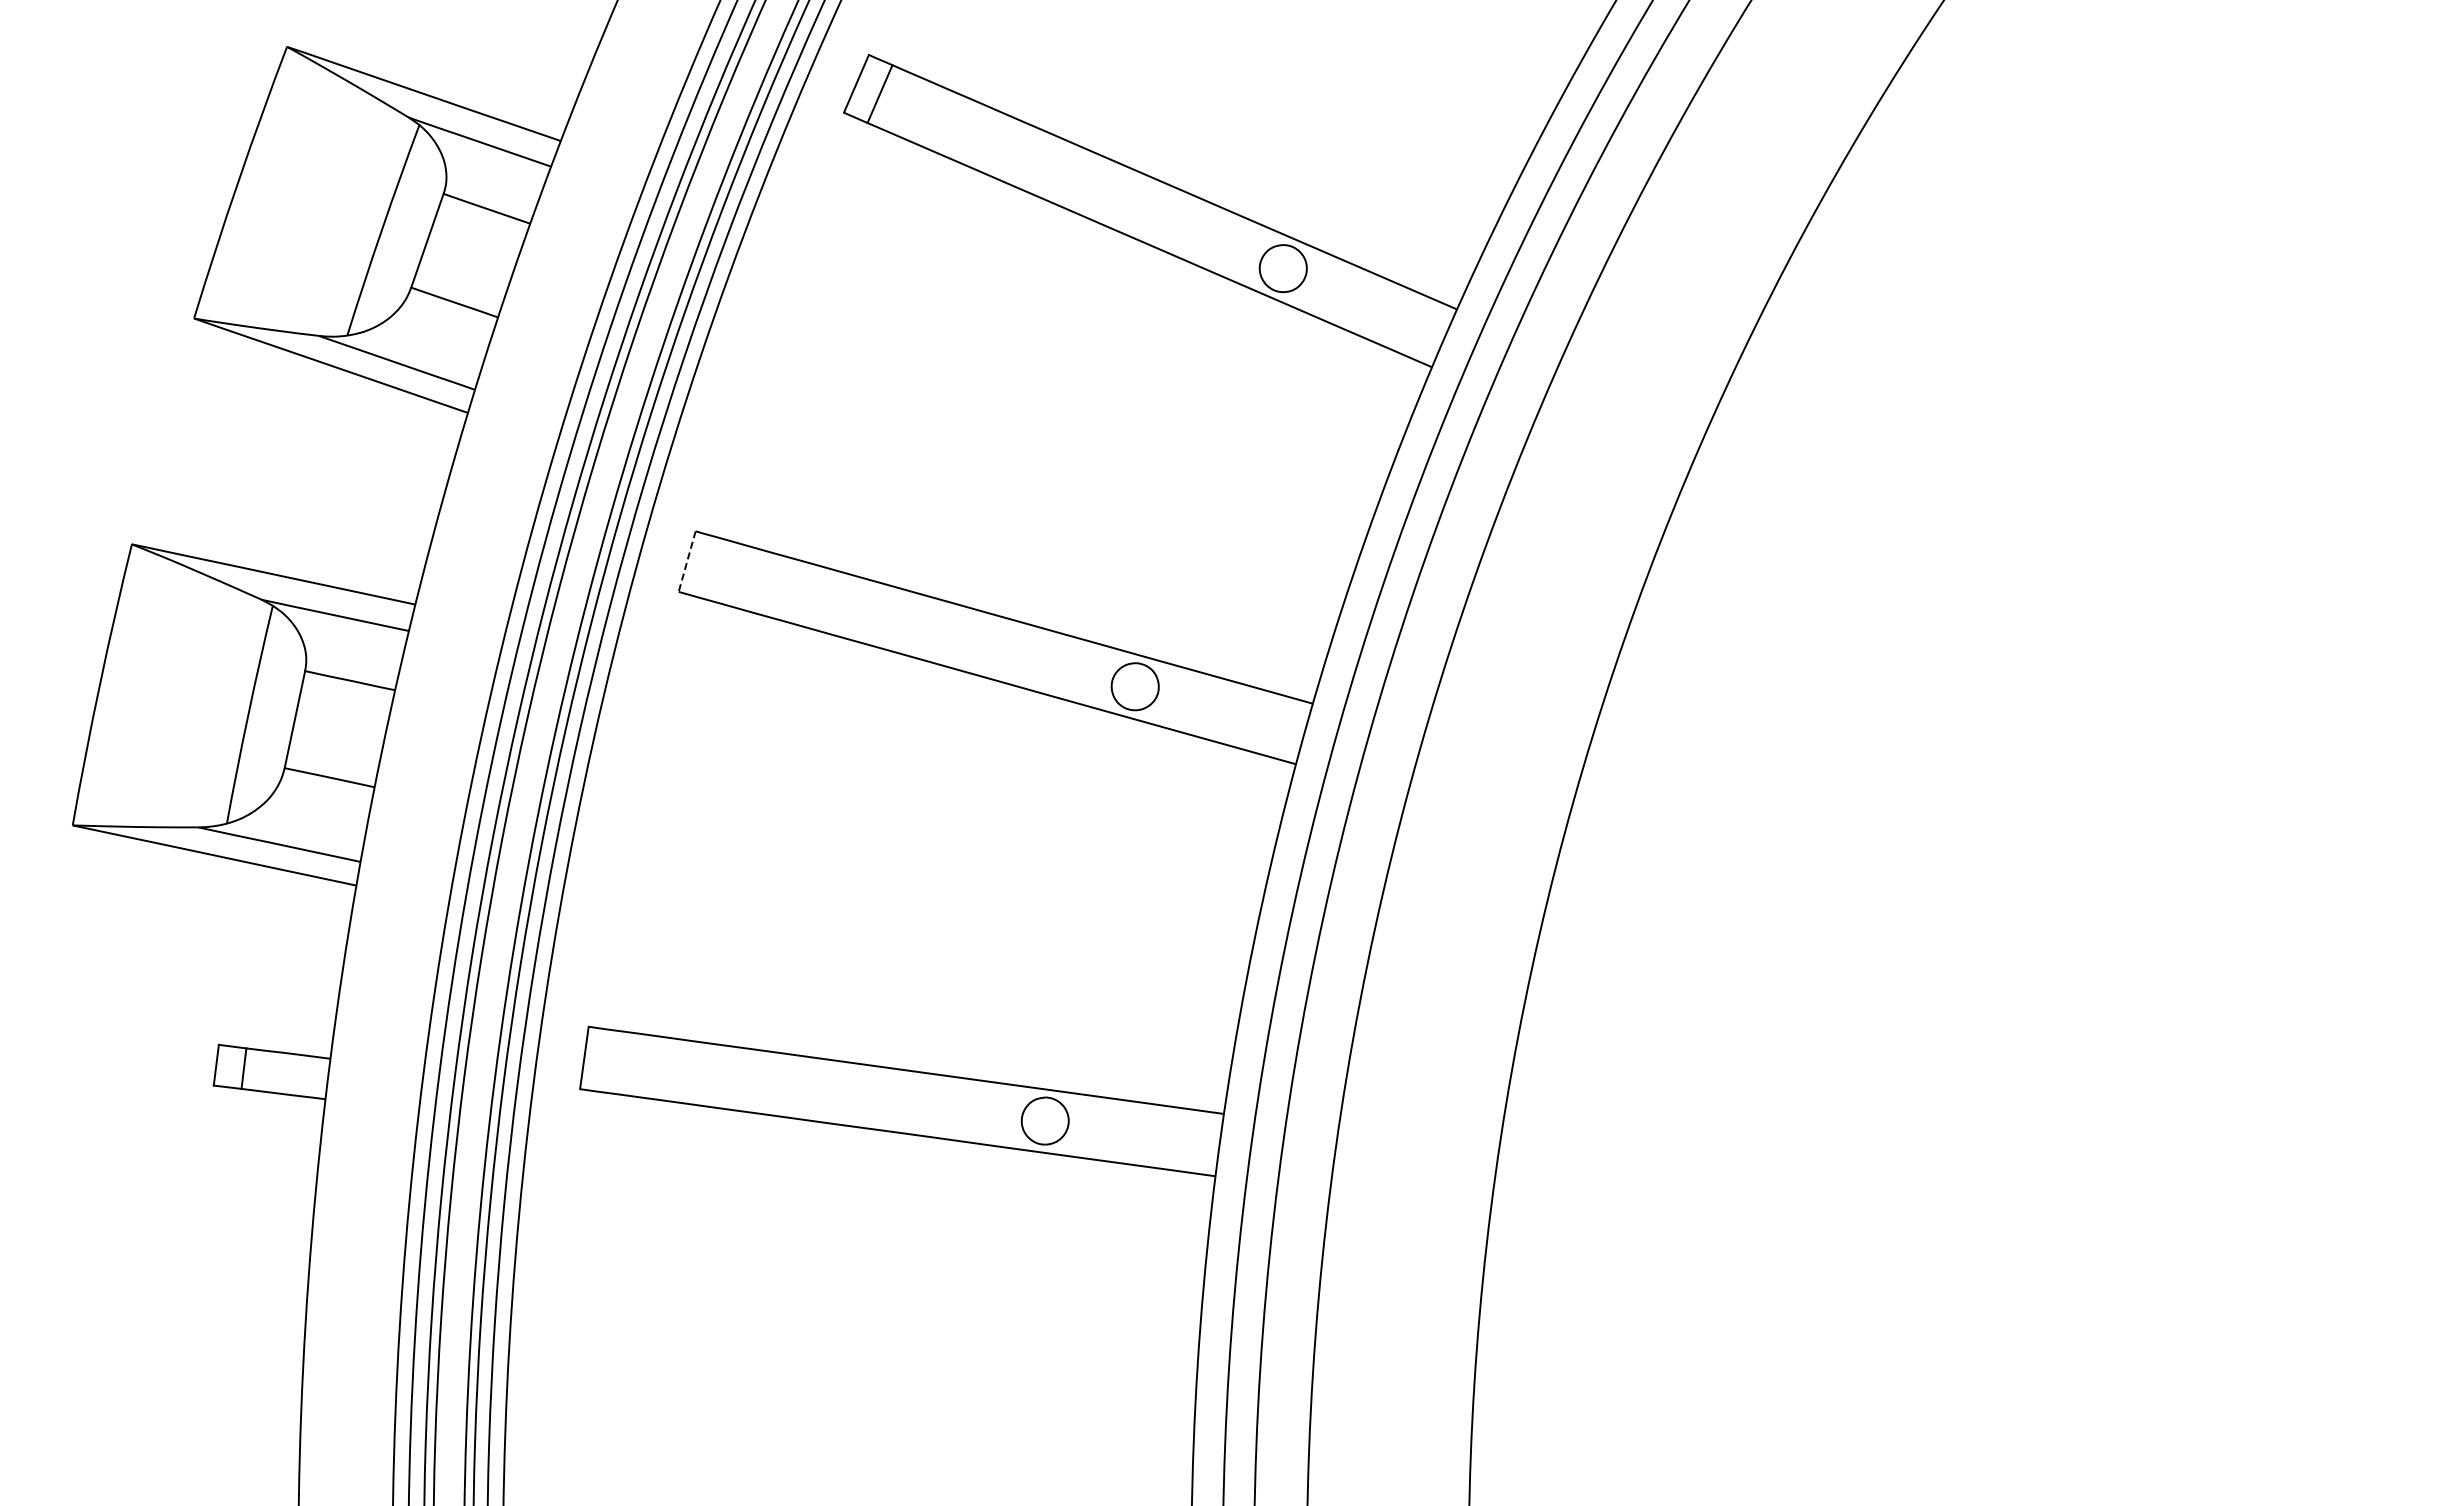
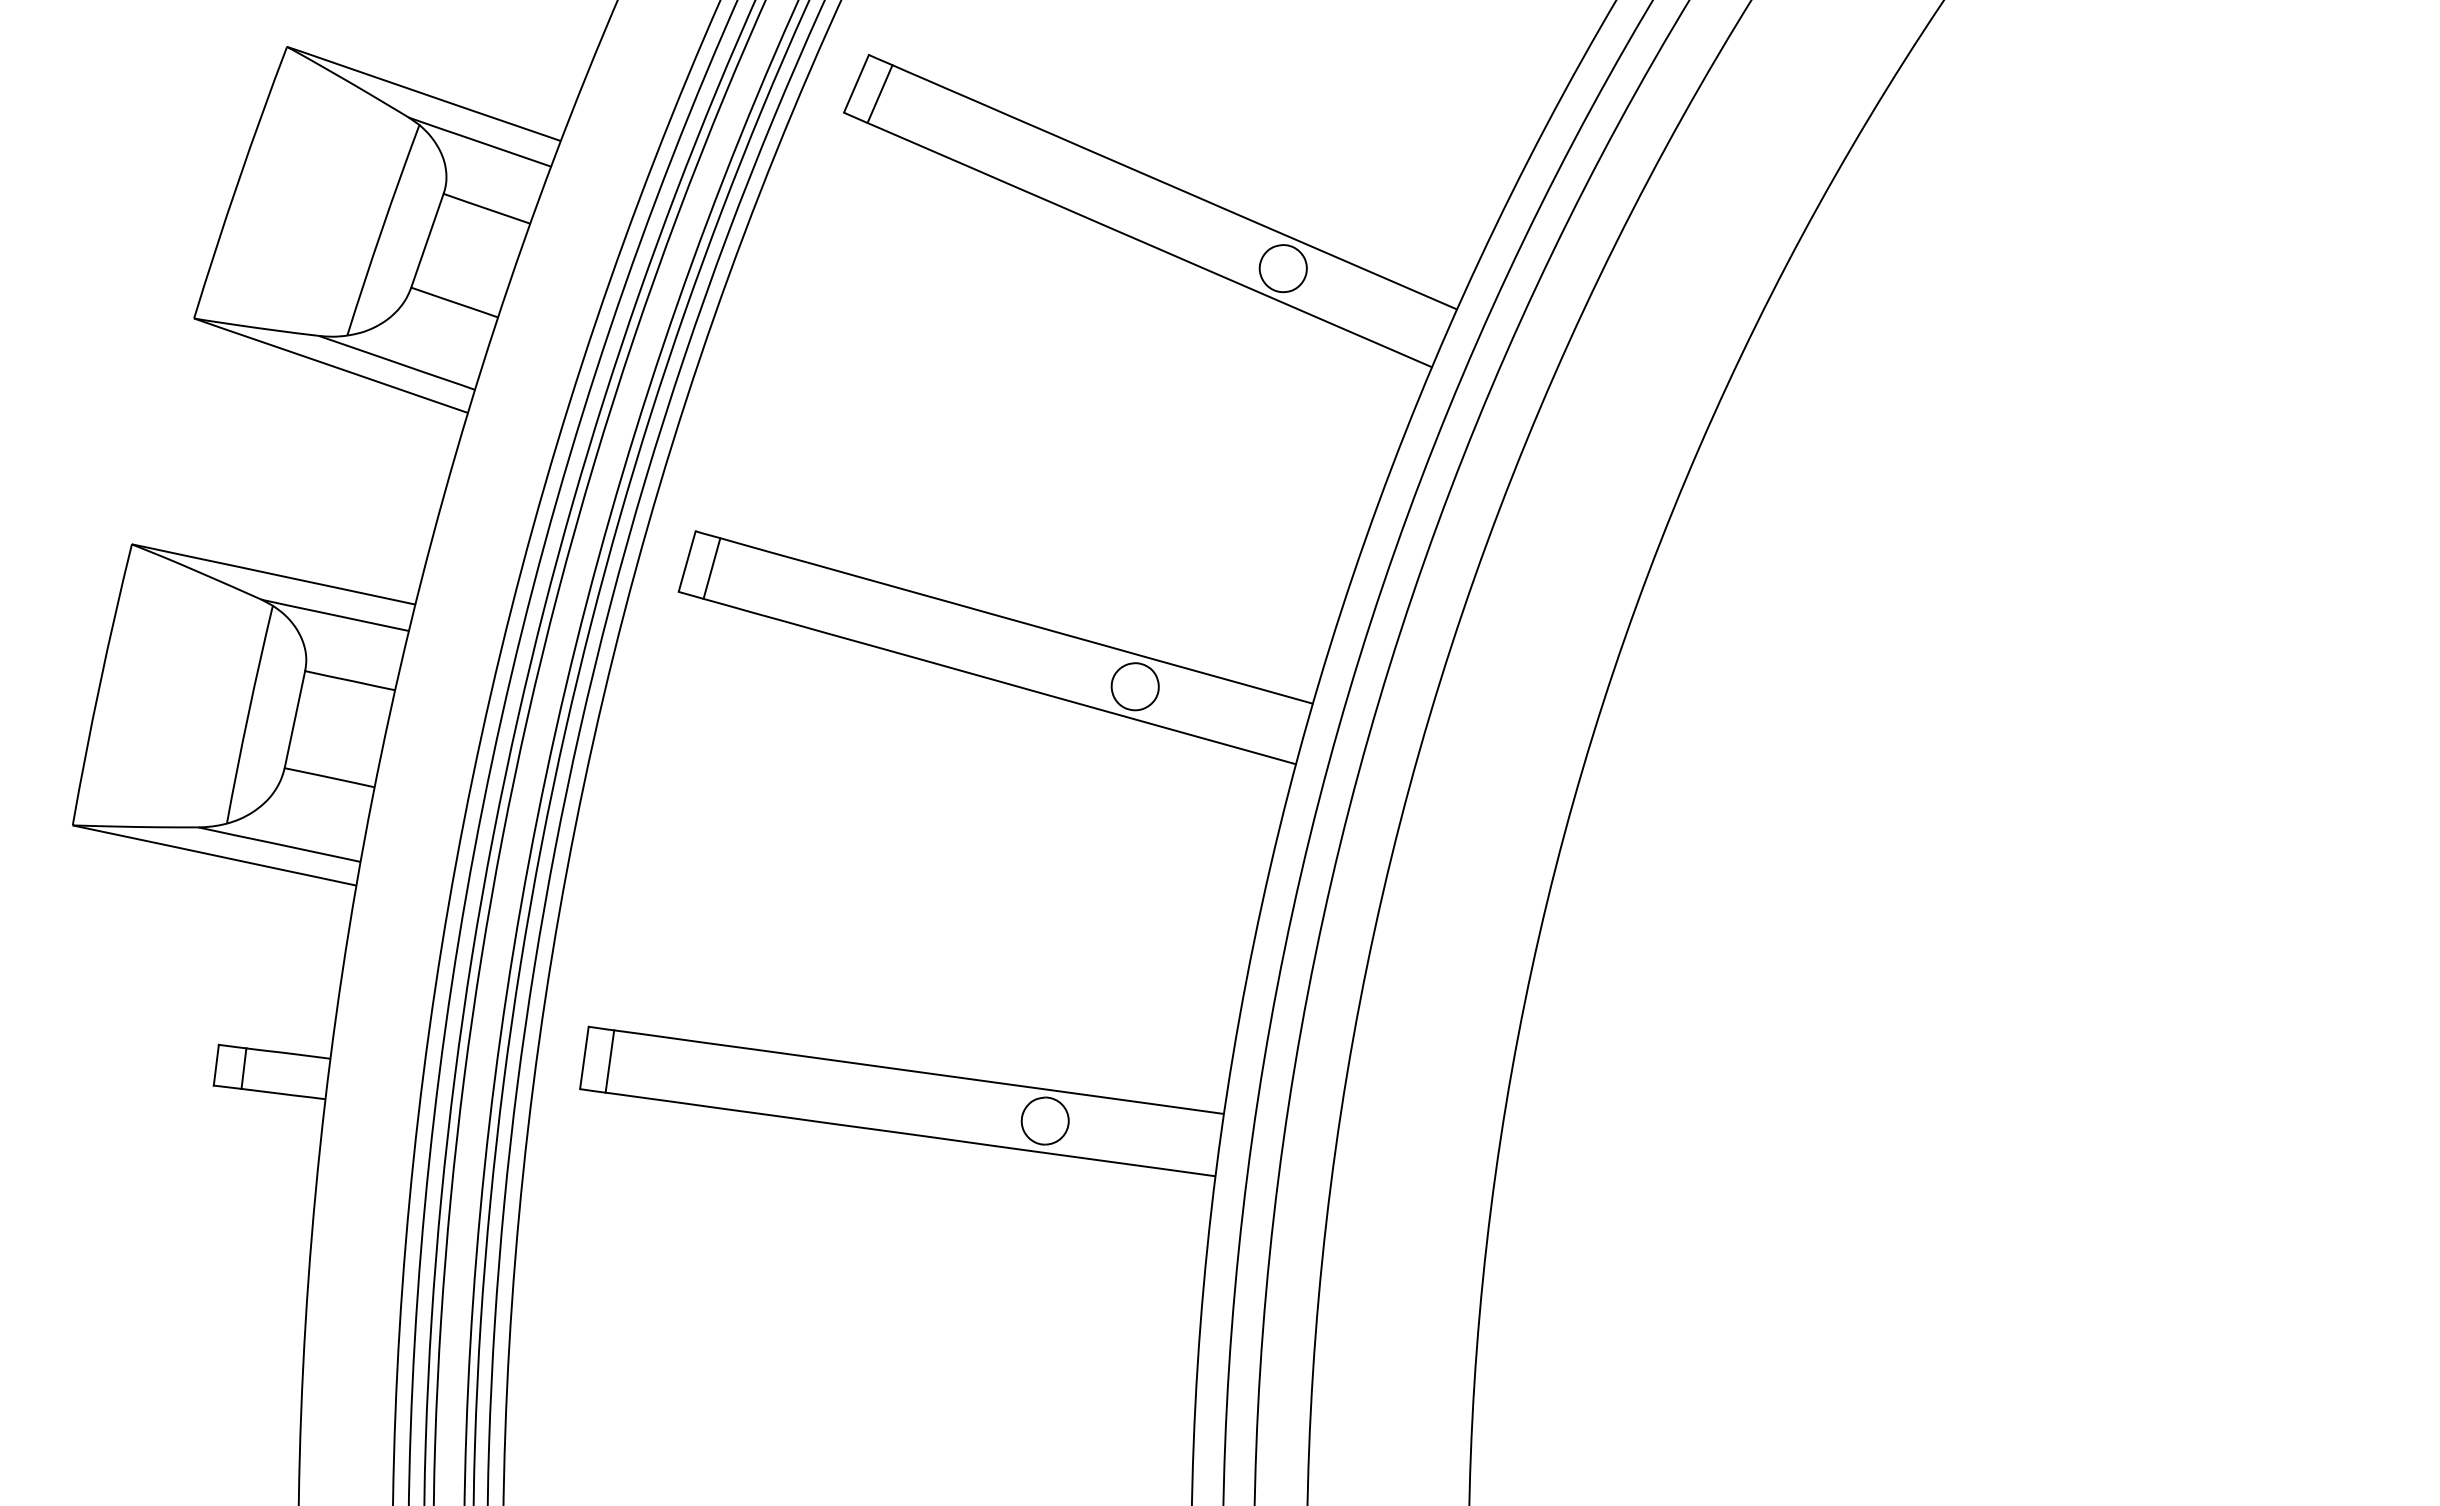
line: dashed -> solid (687, 562)
line: none -> present (711, 568)
line: none -> present (609, 1061)
